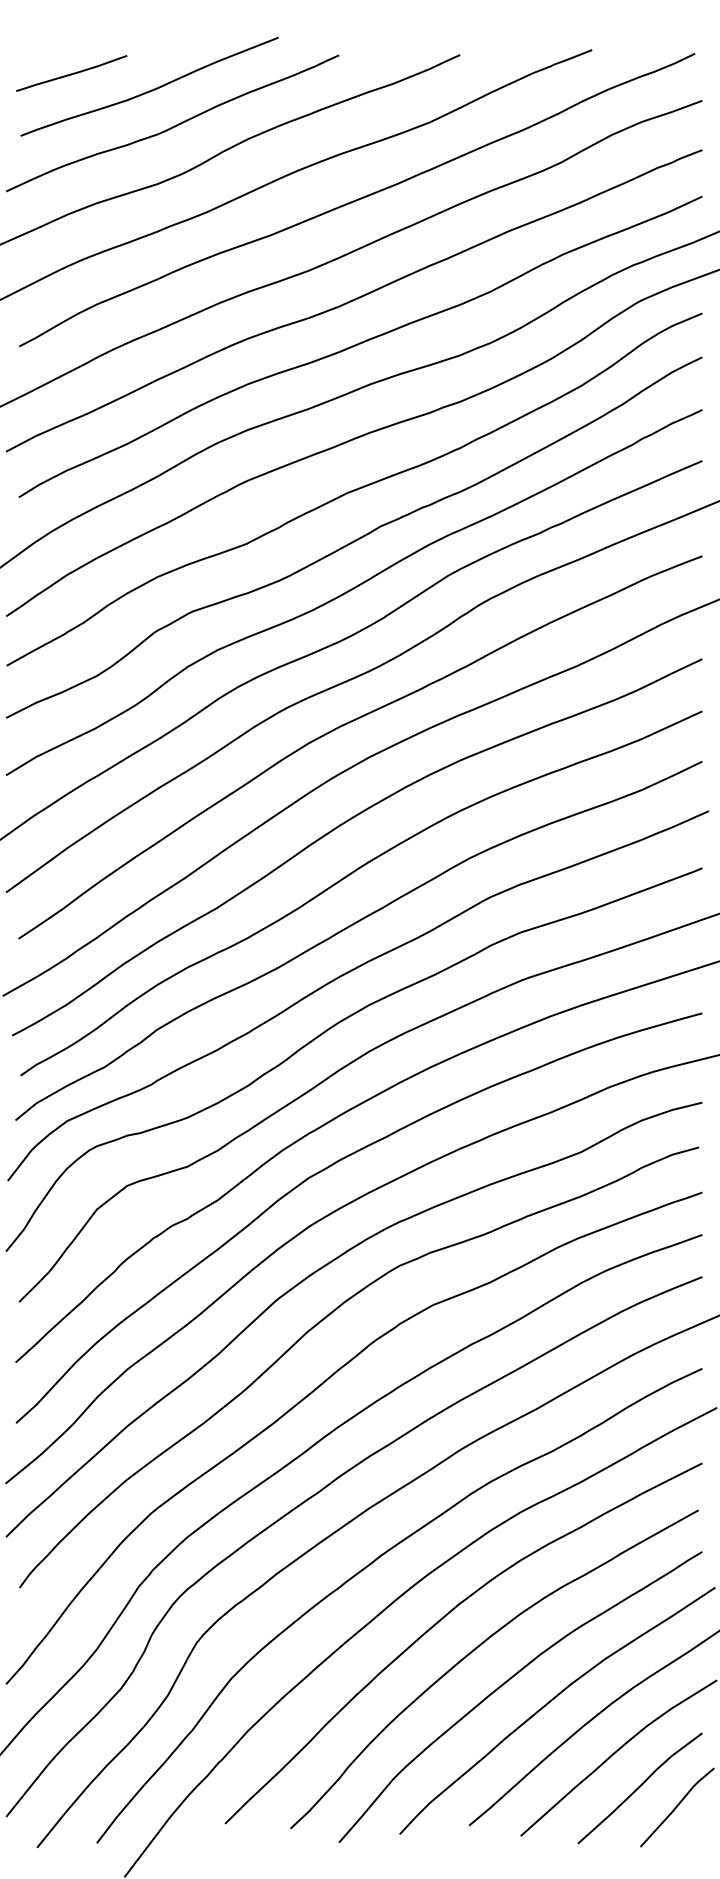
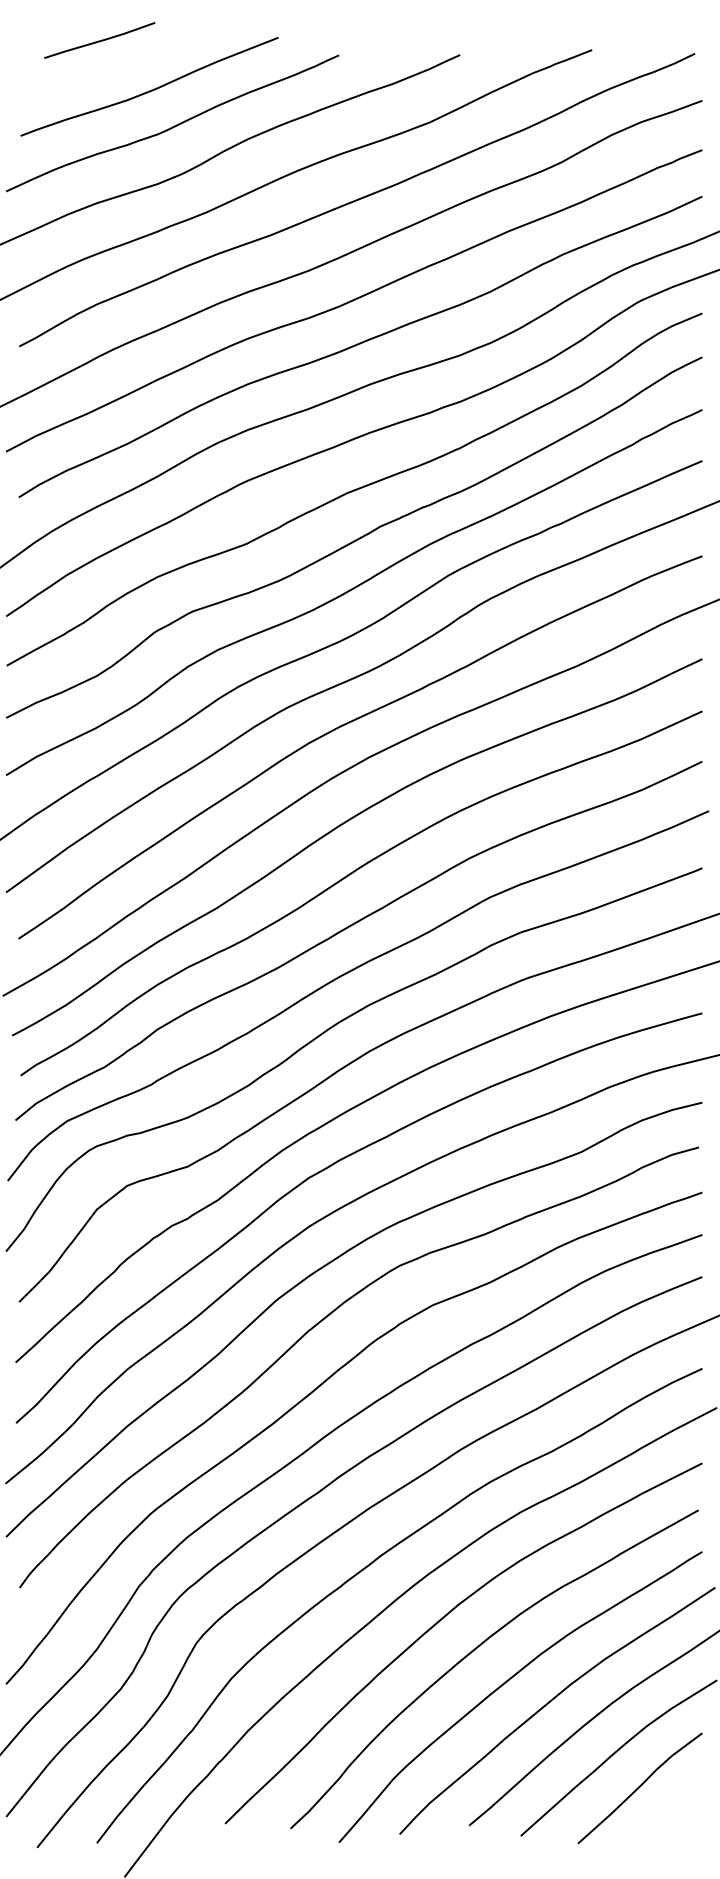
line position: (71, 73) -> (99, 40) (99, 40)
line: present -> none (677, 1807)
